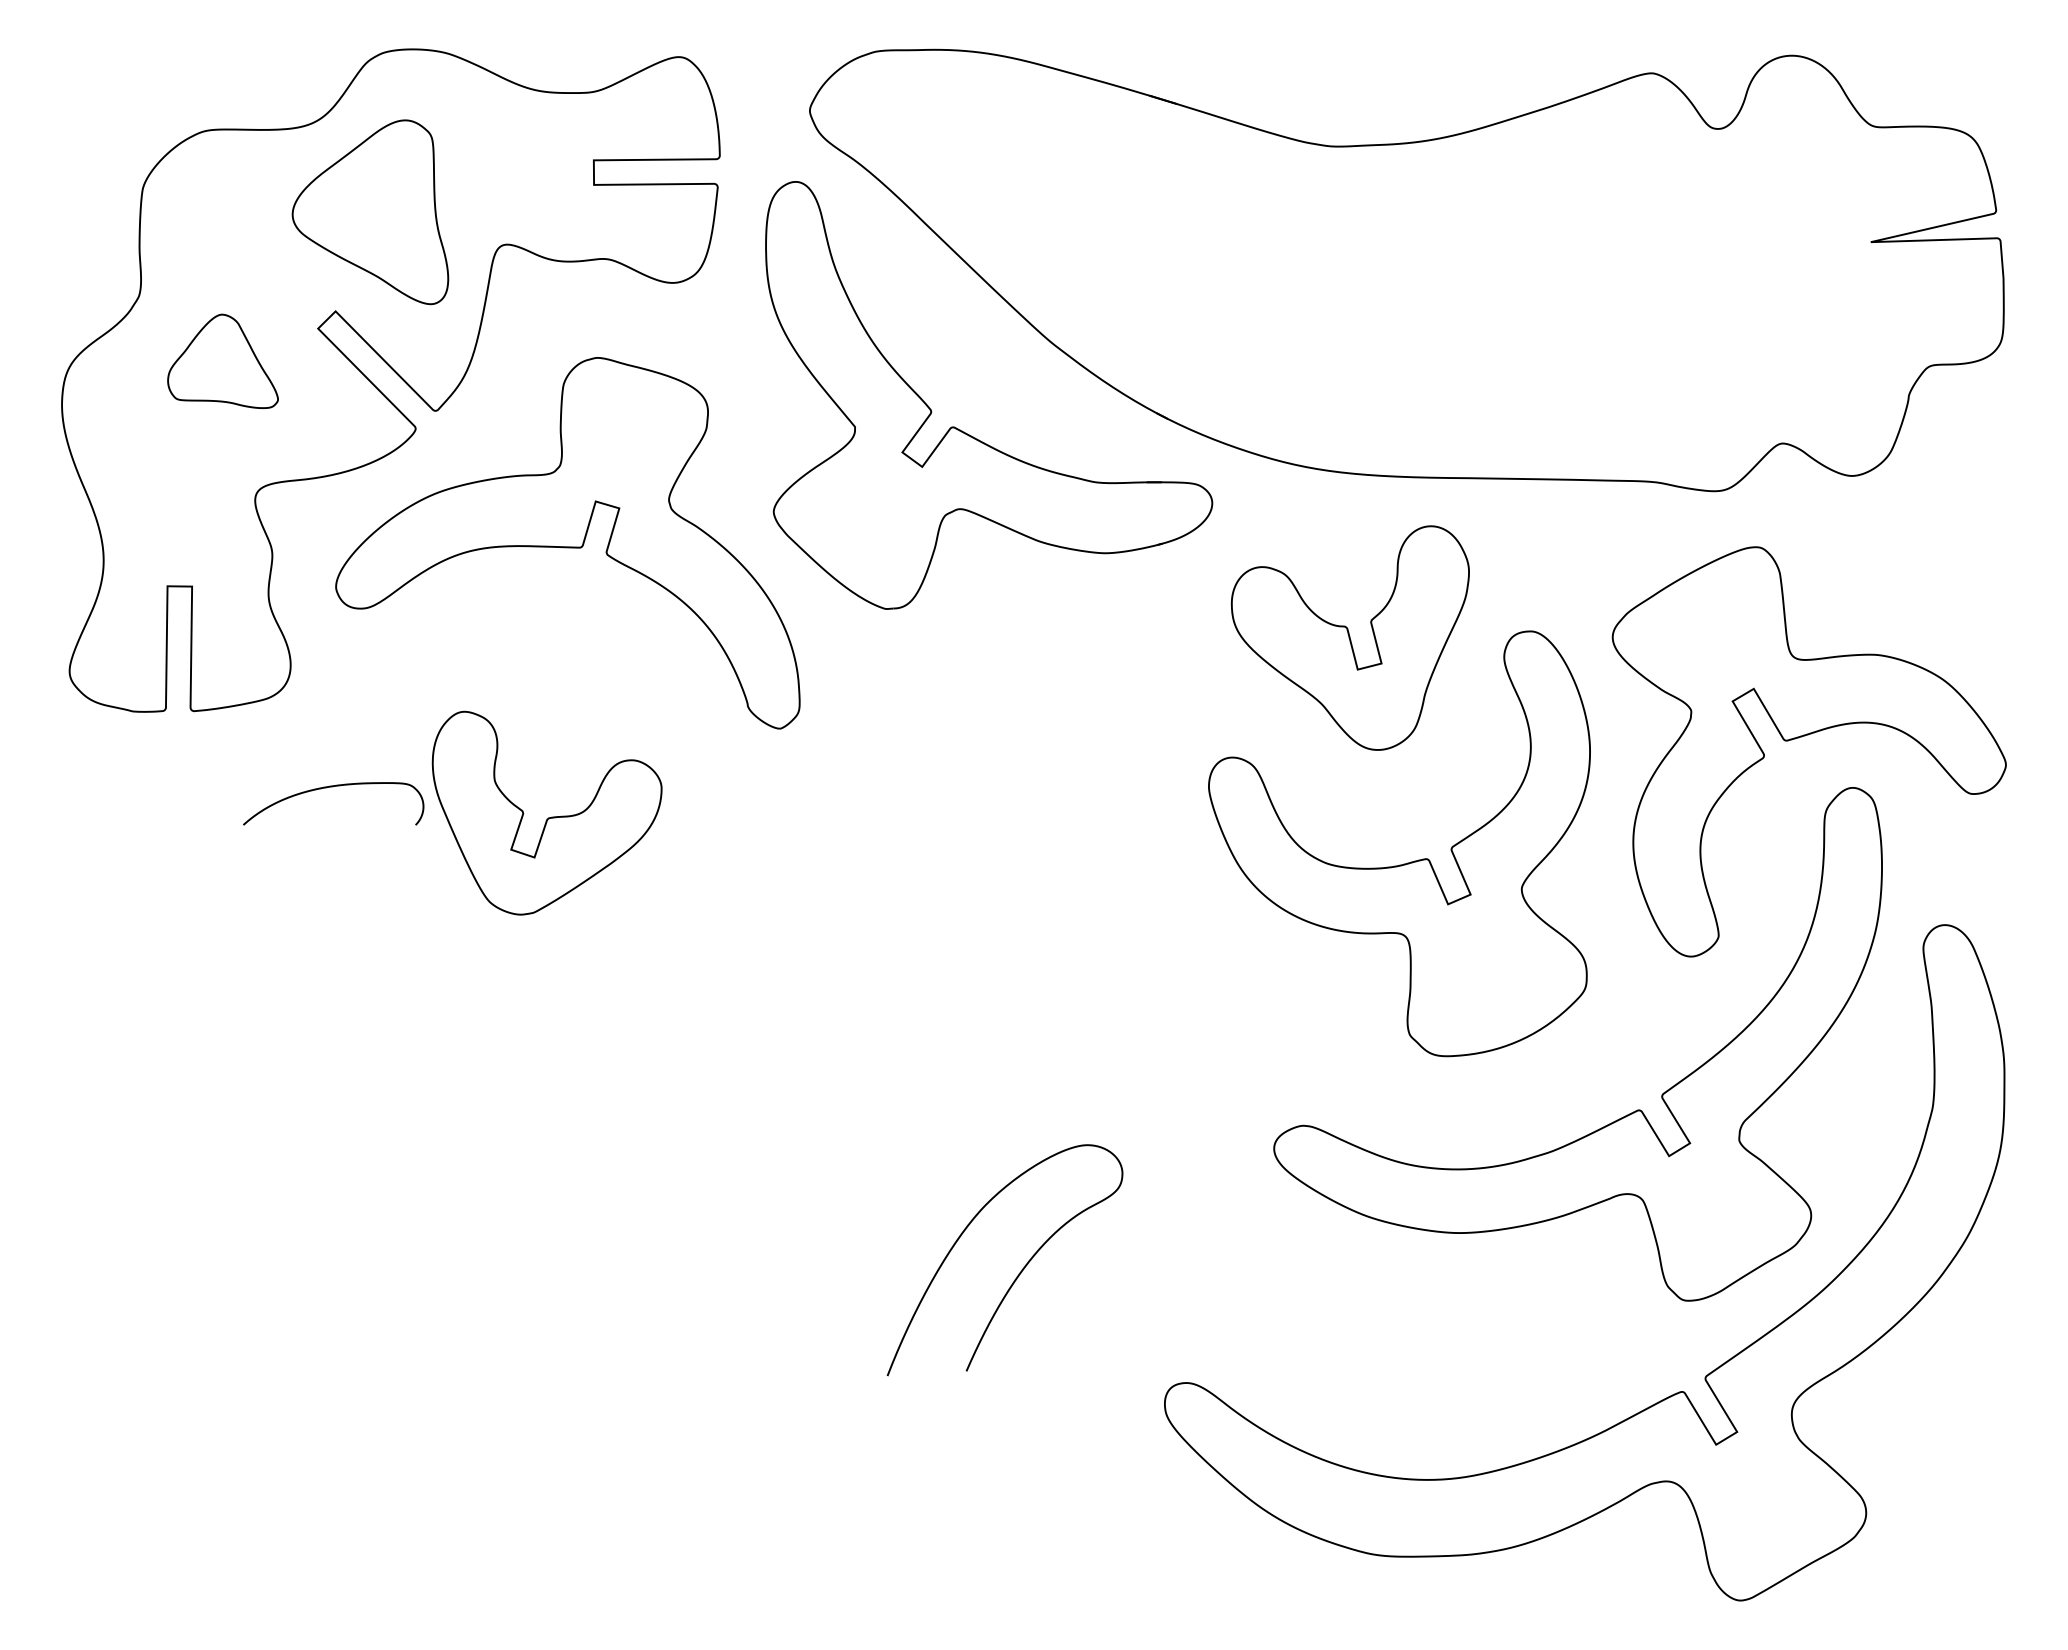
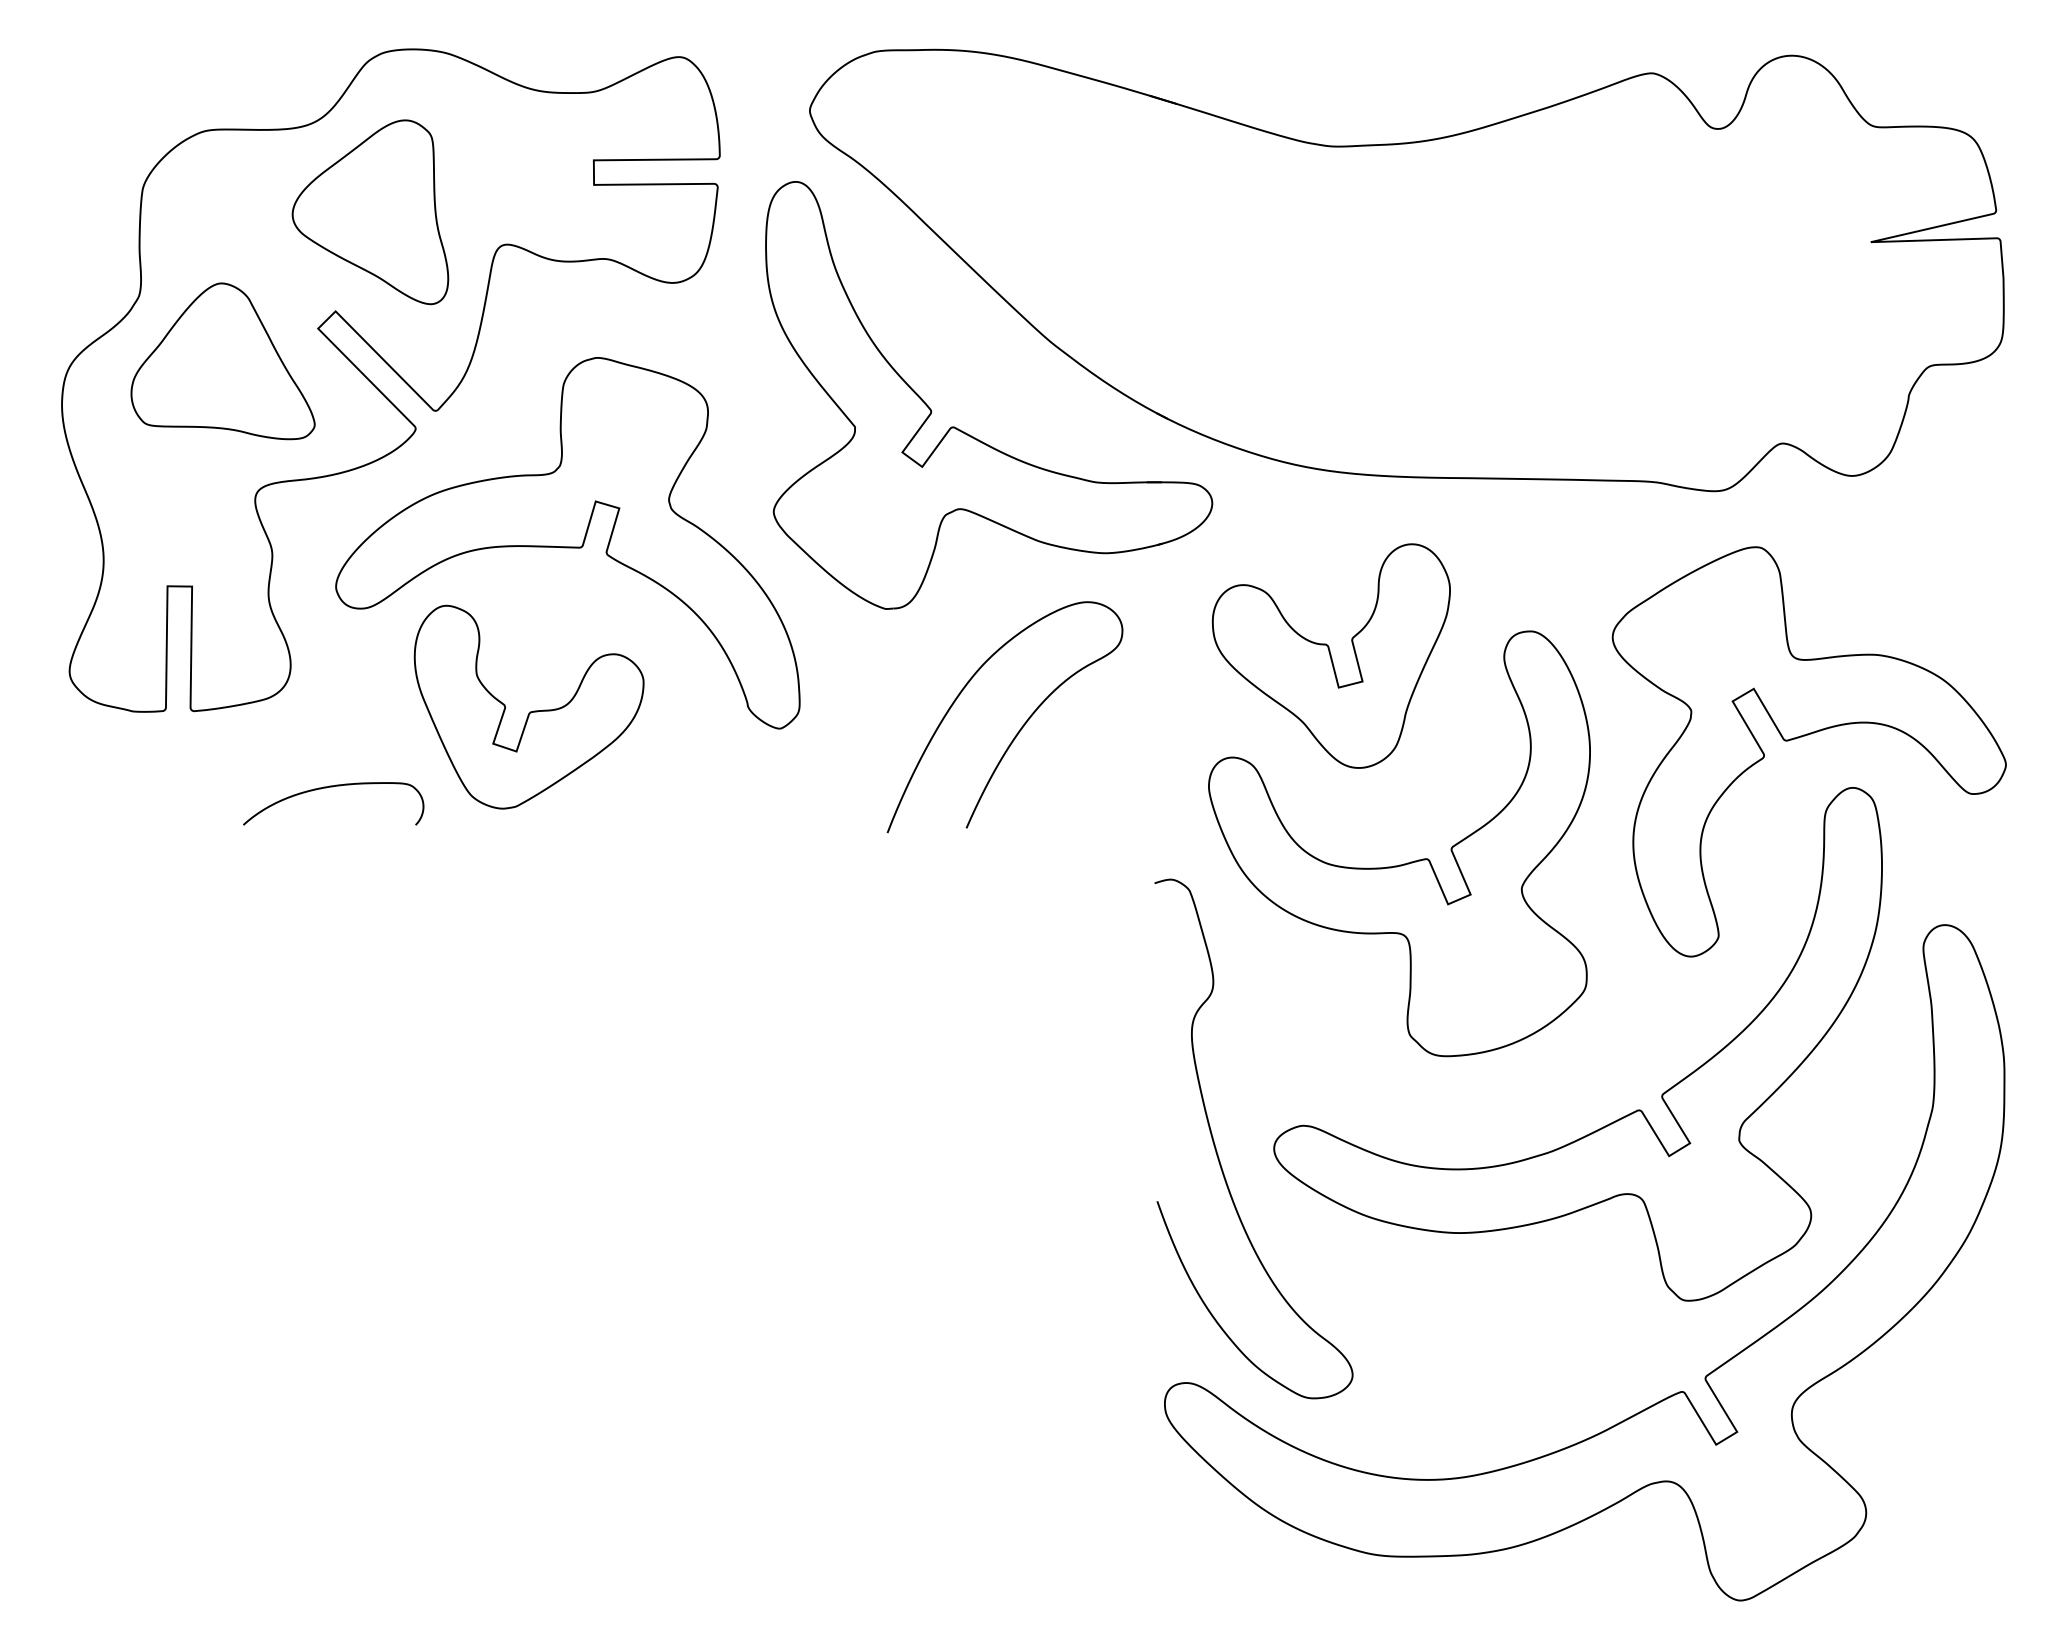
part size: 112x96 px -> 186x159 px (222, 361)
part position: (1349, 637) -> (1330, 655) (1330, 655)
part position: (546, 812) -> (528, 706) (528, 706)
part: none -> present (1216, 1147)
curve position: (1019, 1272) -> (1019, 729) (1019, 729)
